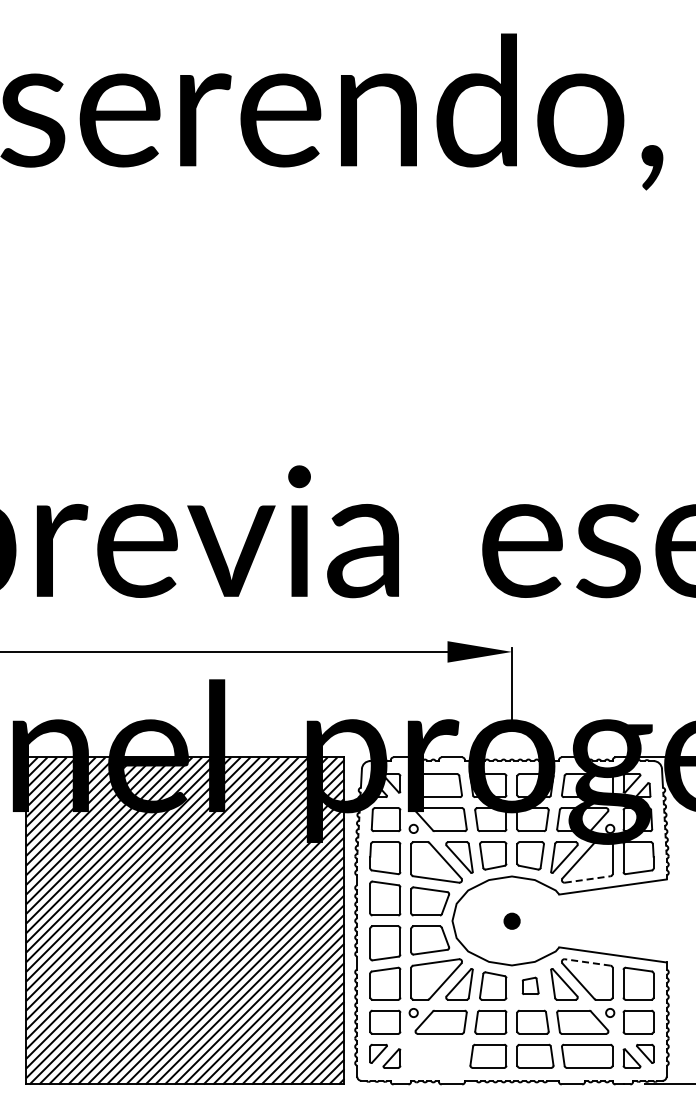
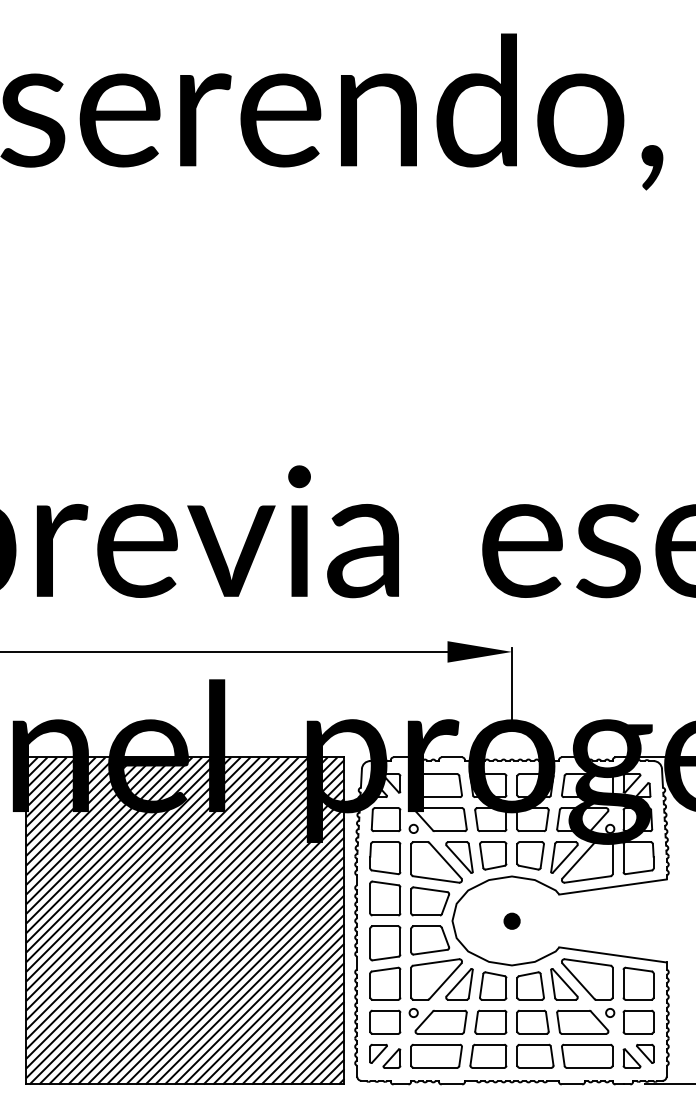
line: dashed -> solid (588, 879)
line: dashed -> solid (587, 962)
part size: 19x19 px -> 29x30 px (530, 985)
part: none -> present (436, 1055)
